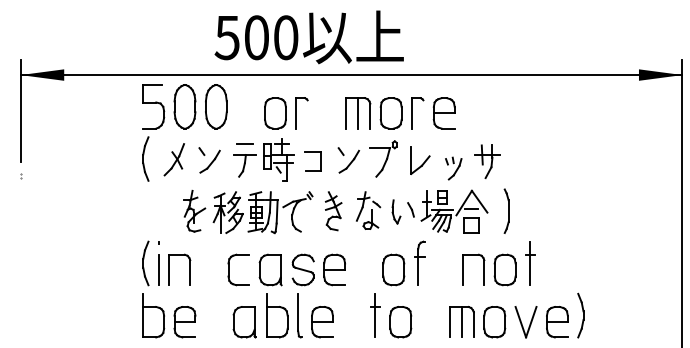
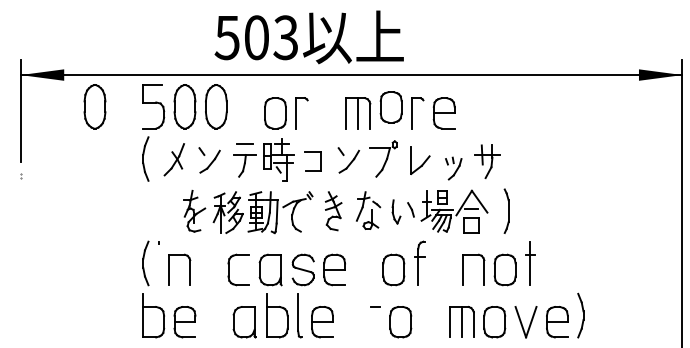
text: 500 -> 503 (285, 37)
part: none -> present (94, 106)
part position: (390, 113) -> (390, 107) (390, 107)
line: present -> none (158, 269)
line: present -> none (374, 315)
